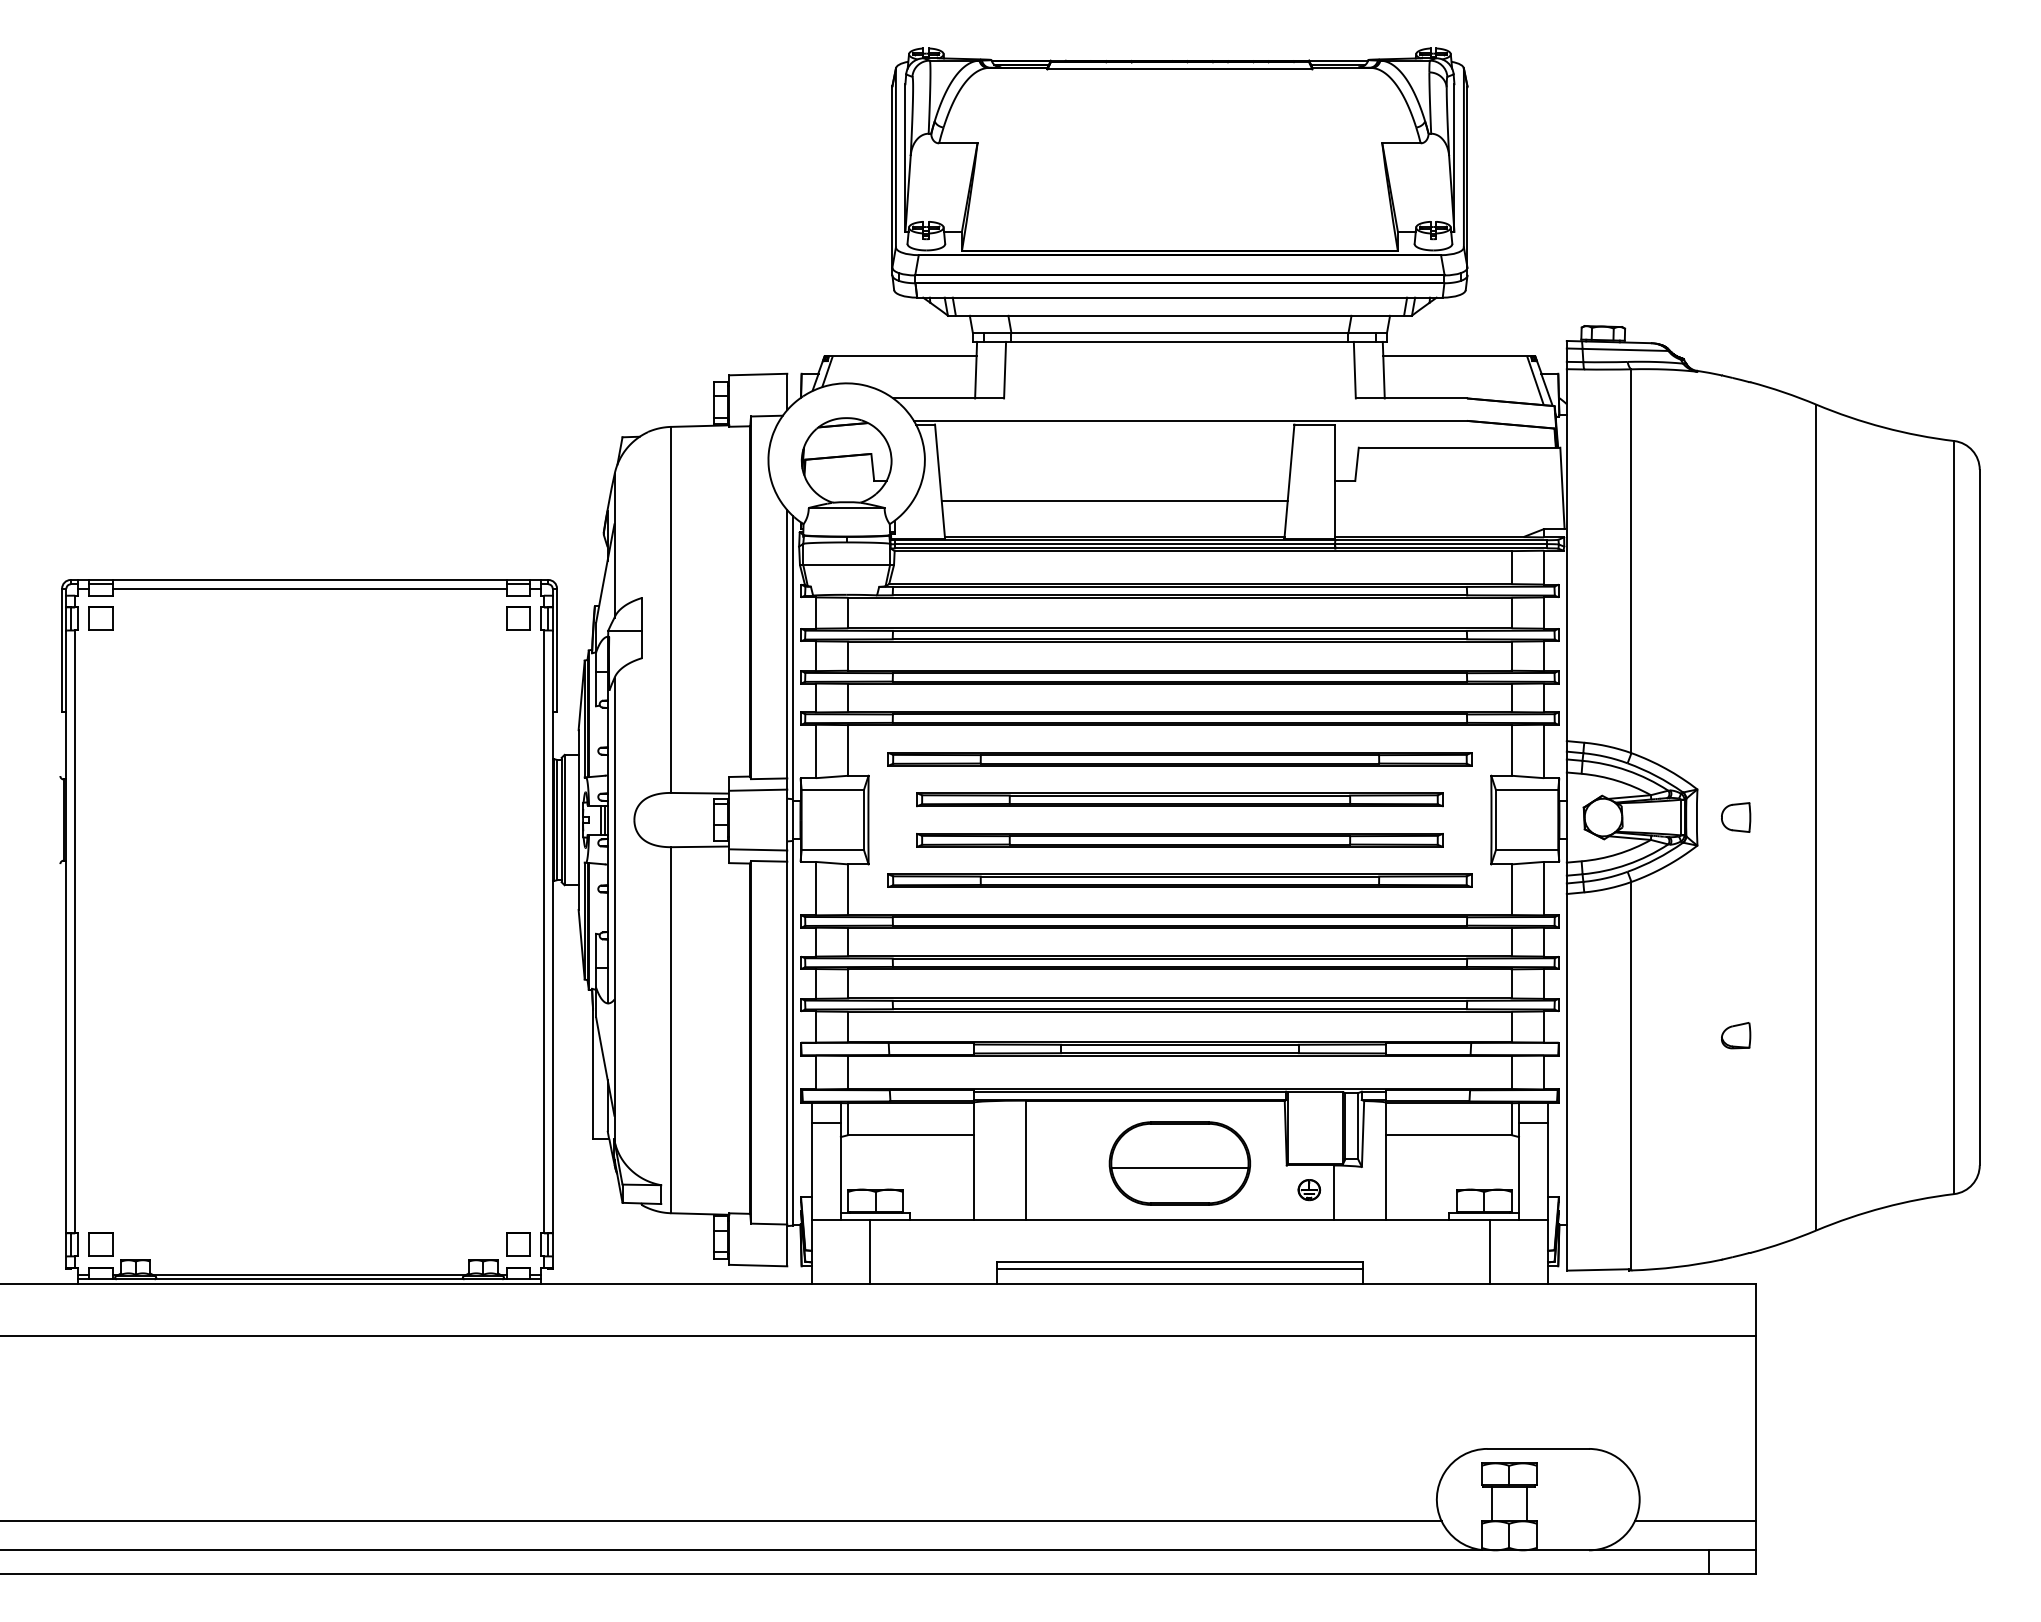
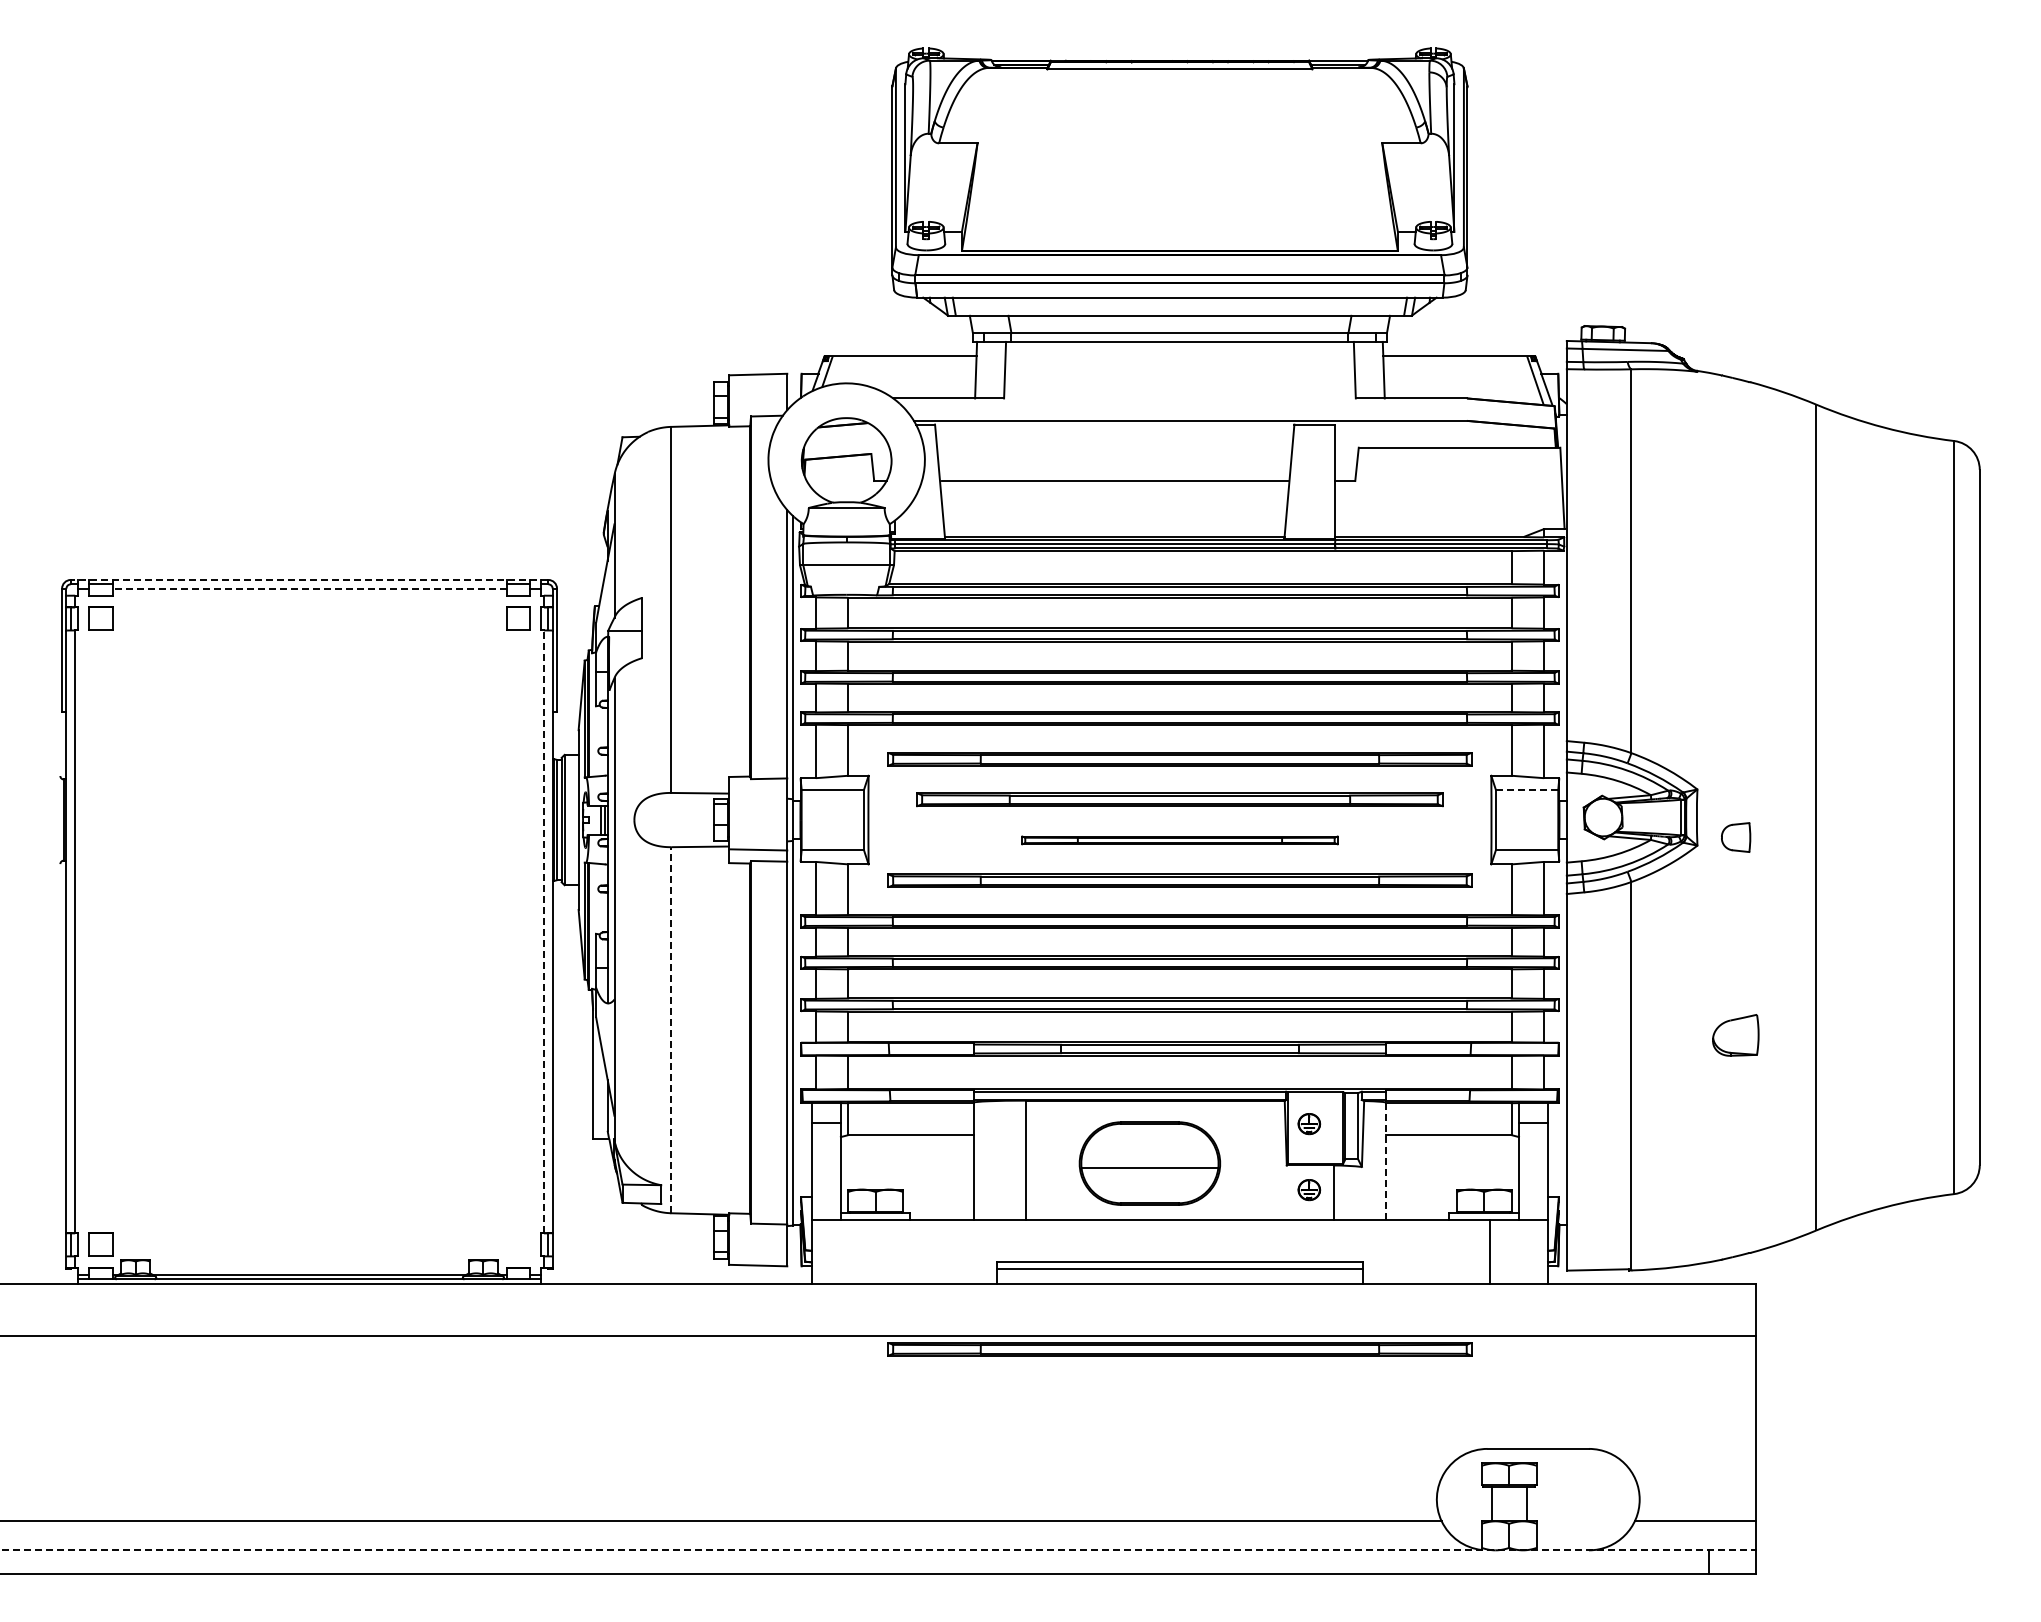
line position: (1114, 500) -> (1114, 480) (1114, 480)
line: solid -> dashed (309, 579)
line: solid -> dashed (309, 588)
line: present -> none (758, 789)
line: solid -> dashed (1526, 789)
part position: (1736, 817) -> (1736, 837) (1736, 837)
part size: 528x15 px -> 318x11 px (1179, 840)
line: solid -> dashed (544, 931)
line: solid -> dashed (671, 1029)
part size: 31x28 px -> 48x43 px (1735, 1035)
part: none -> present (1309, 1124)
line: solid -> dashed (1385, 1161)
part position: (1179, 1163) -> (1149, 1163) (1149, 1163)
part: present -> none (518, 1244)
line: present -> none (869, 1251)
part: none -> present (1179, 1349)
line: solid -> dashed (878, 1550)
